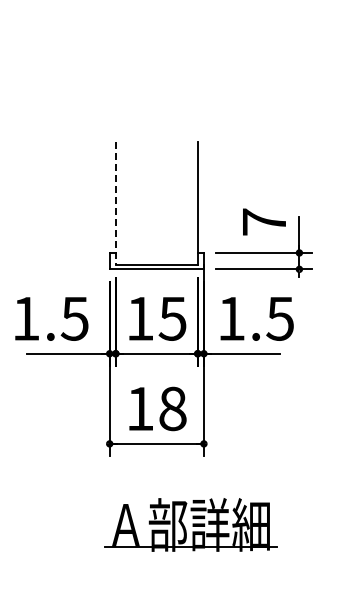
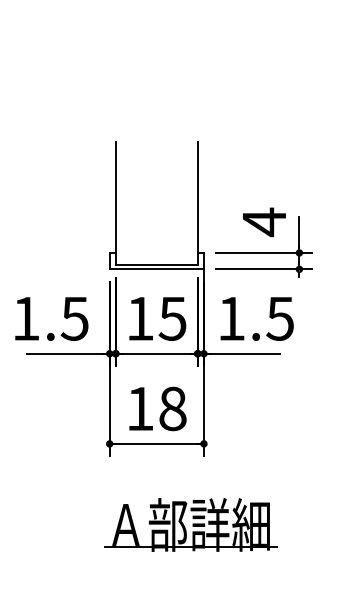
line: dashed -> solid (115, 204)
text: 7 -> 4 (264, 222)
